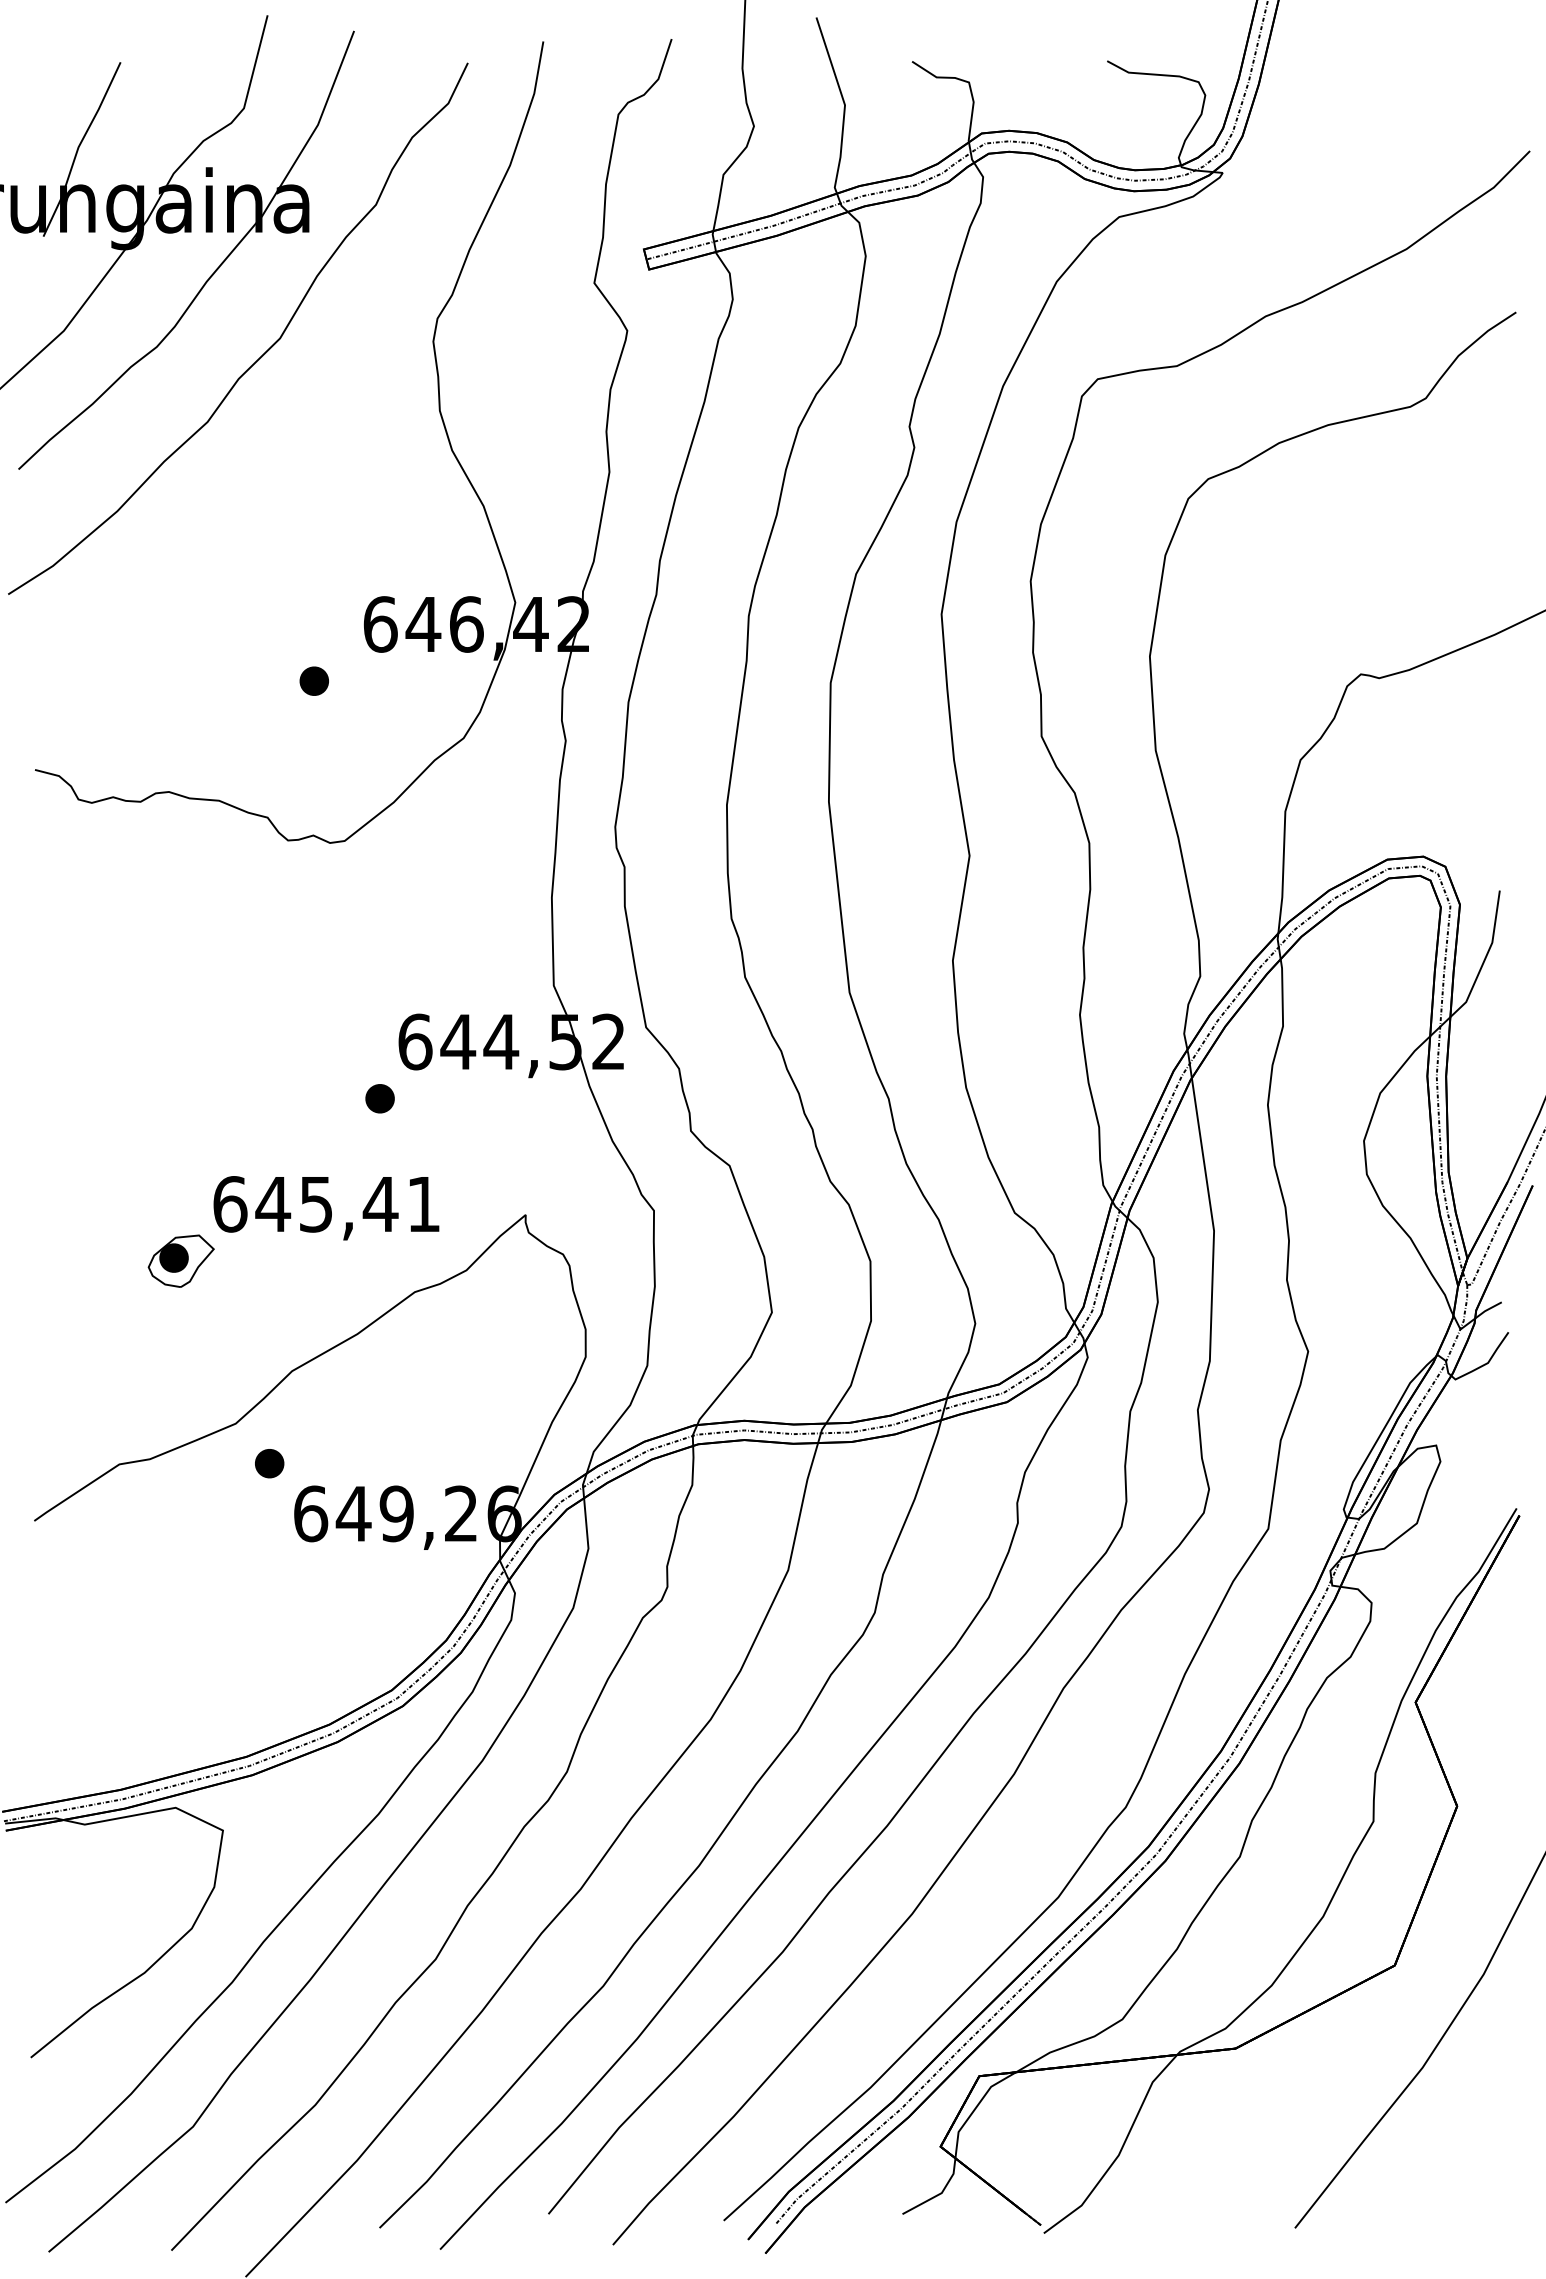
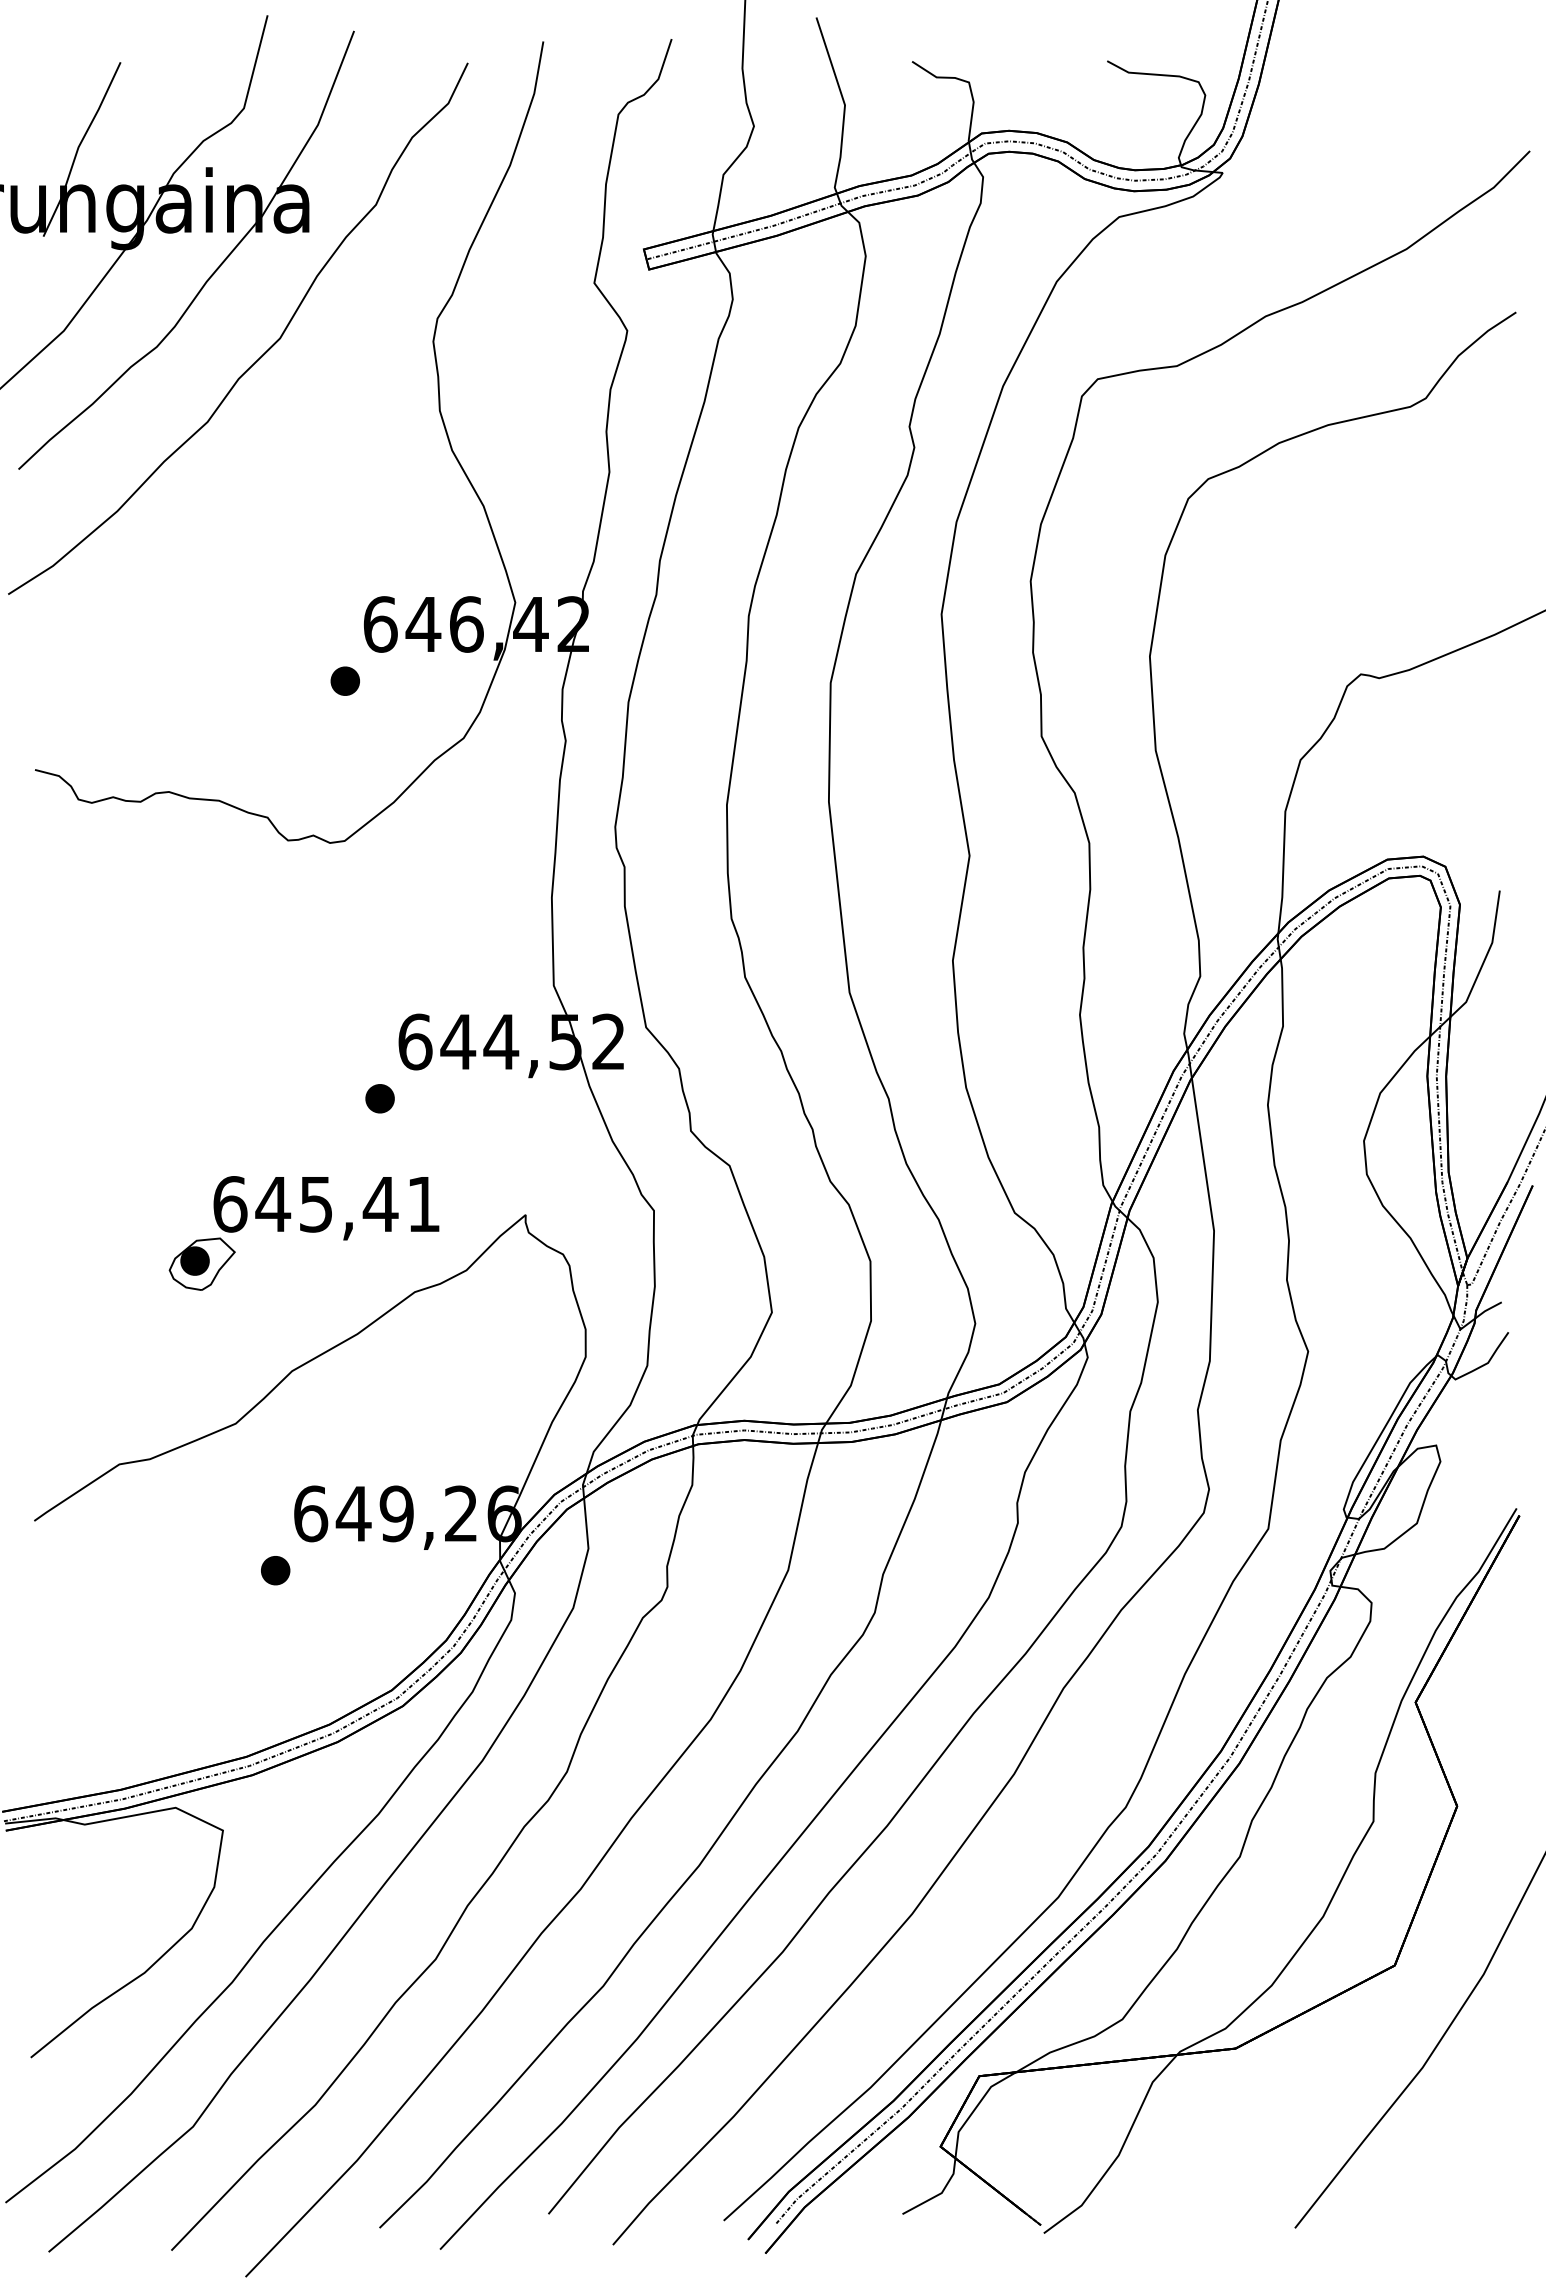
part position: (313, 680) -> (344, 680) (344, 680)
part position: (180, 1260) -> (201, 1263) (201, 1263)
part position: (269, 1463) -> (275, 1570) (275, 1570)
